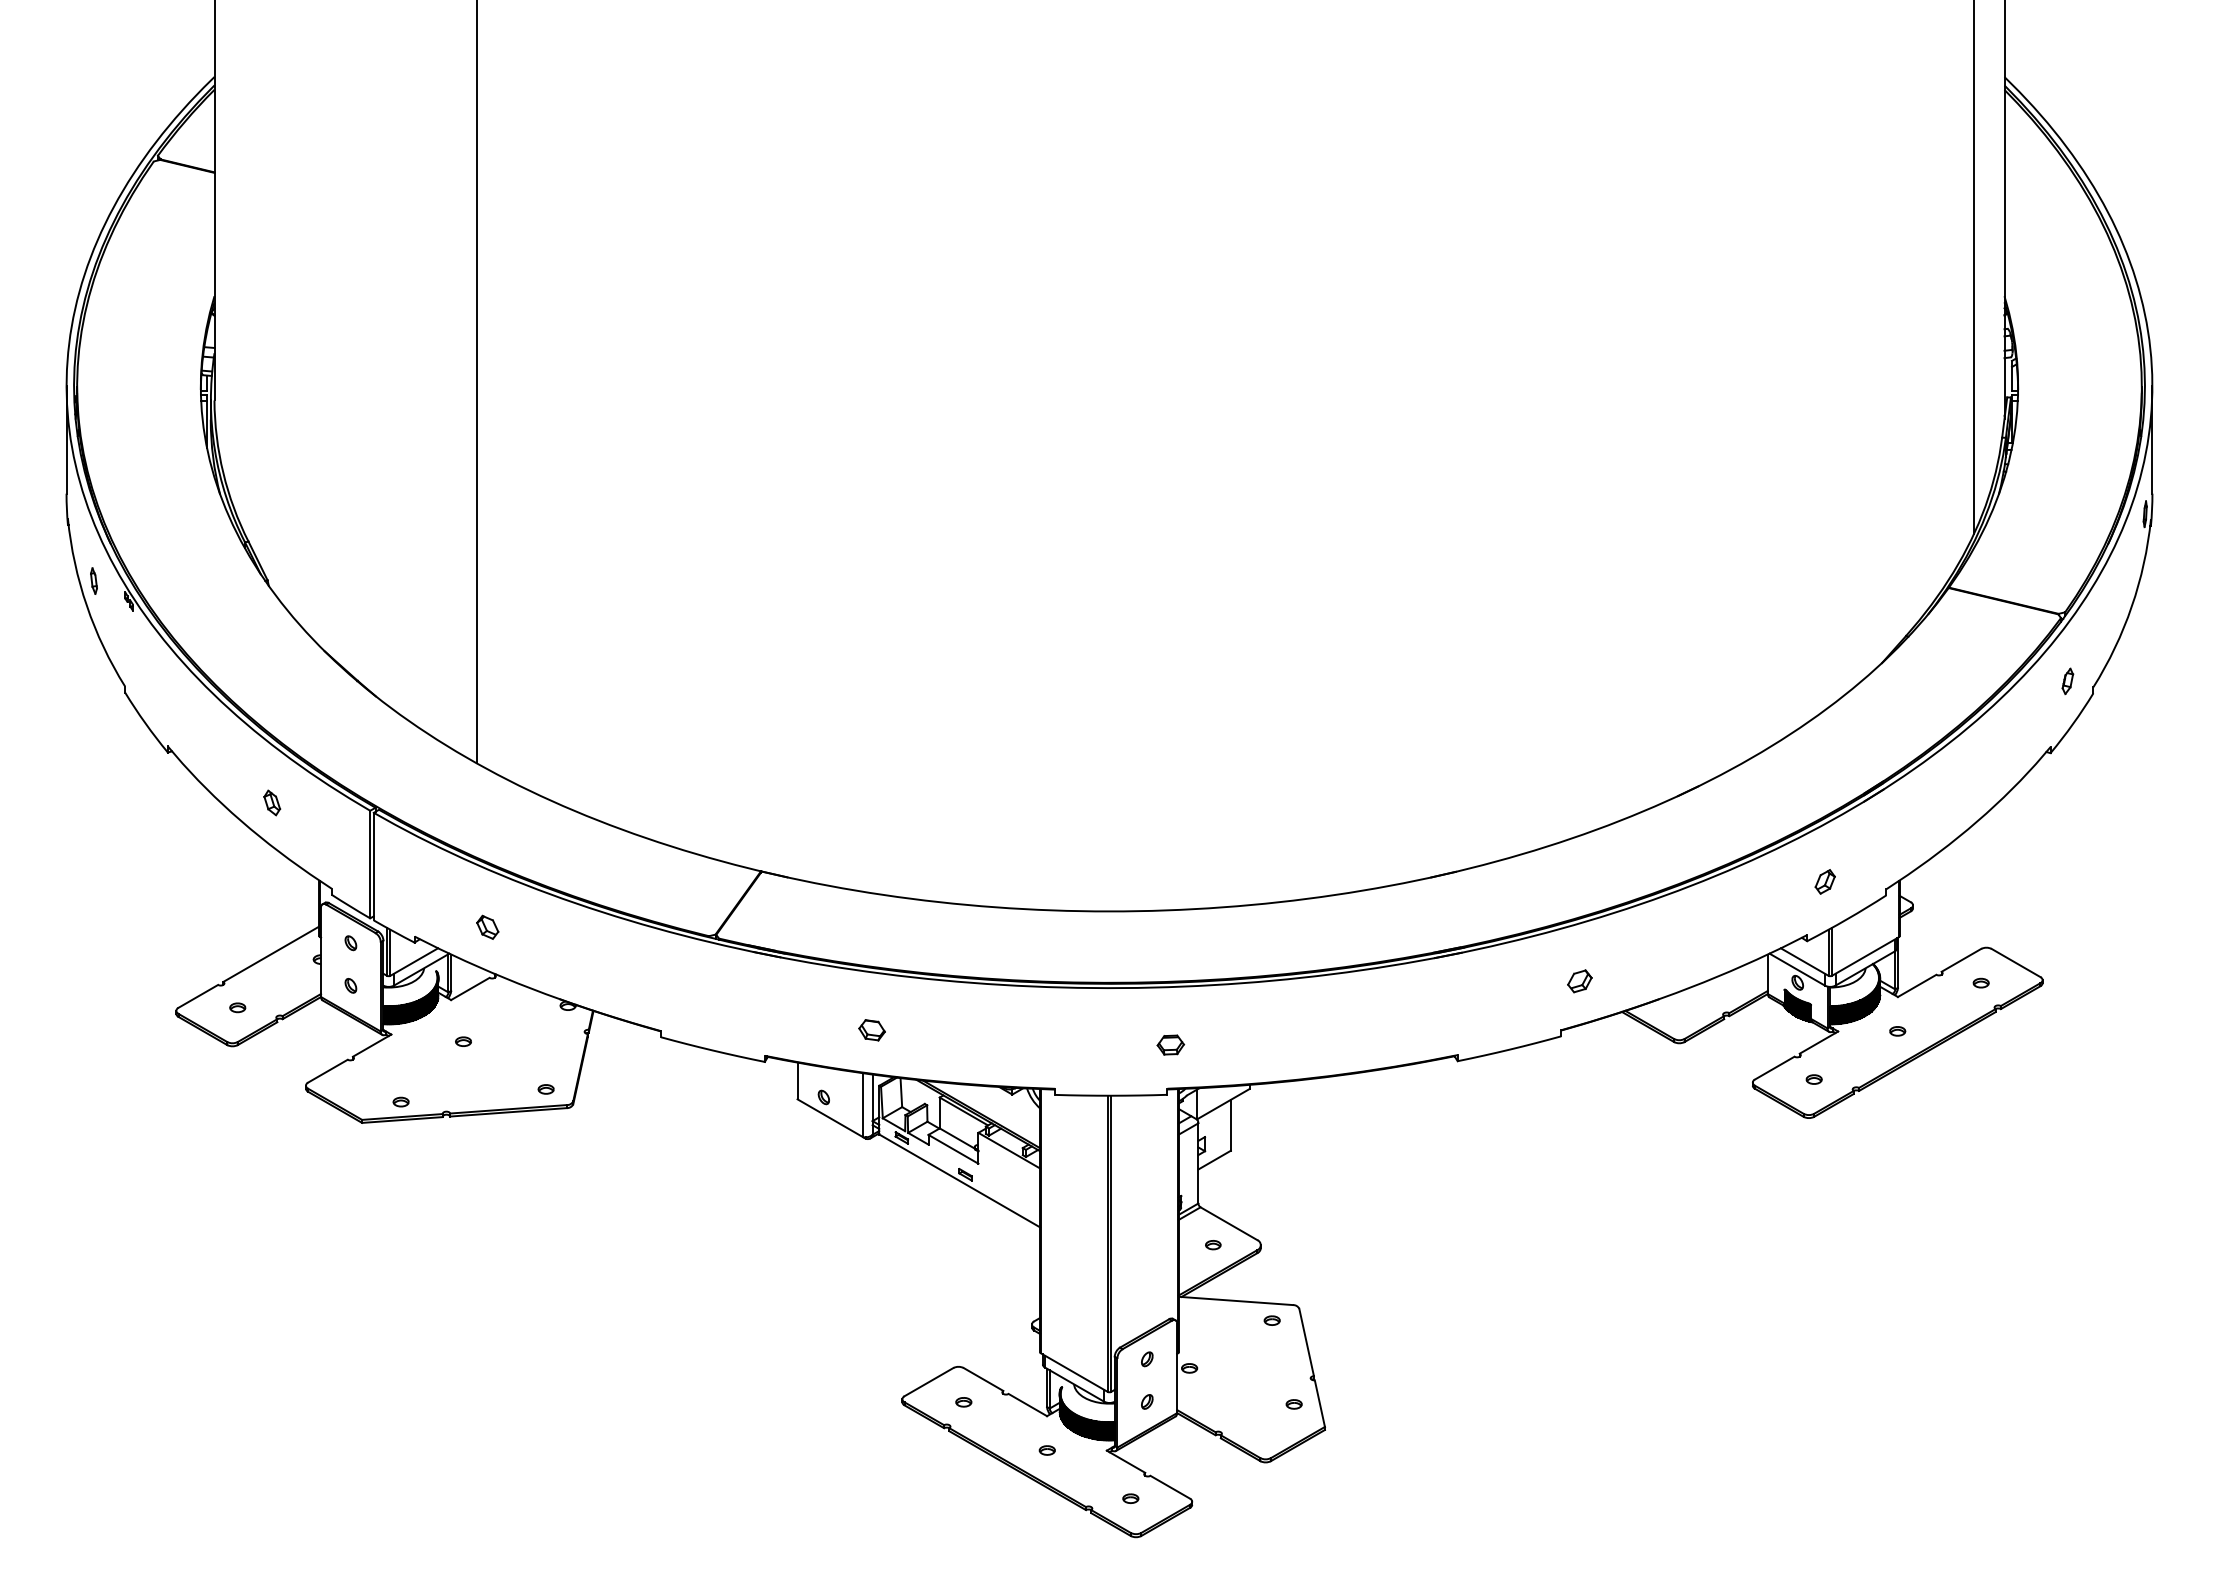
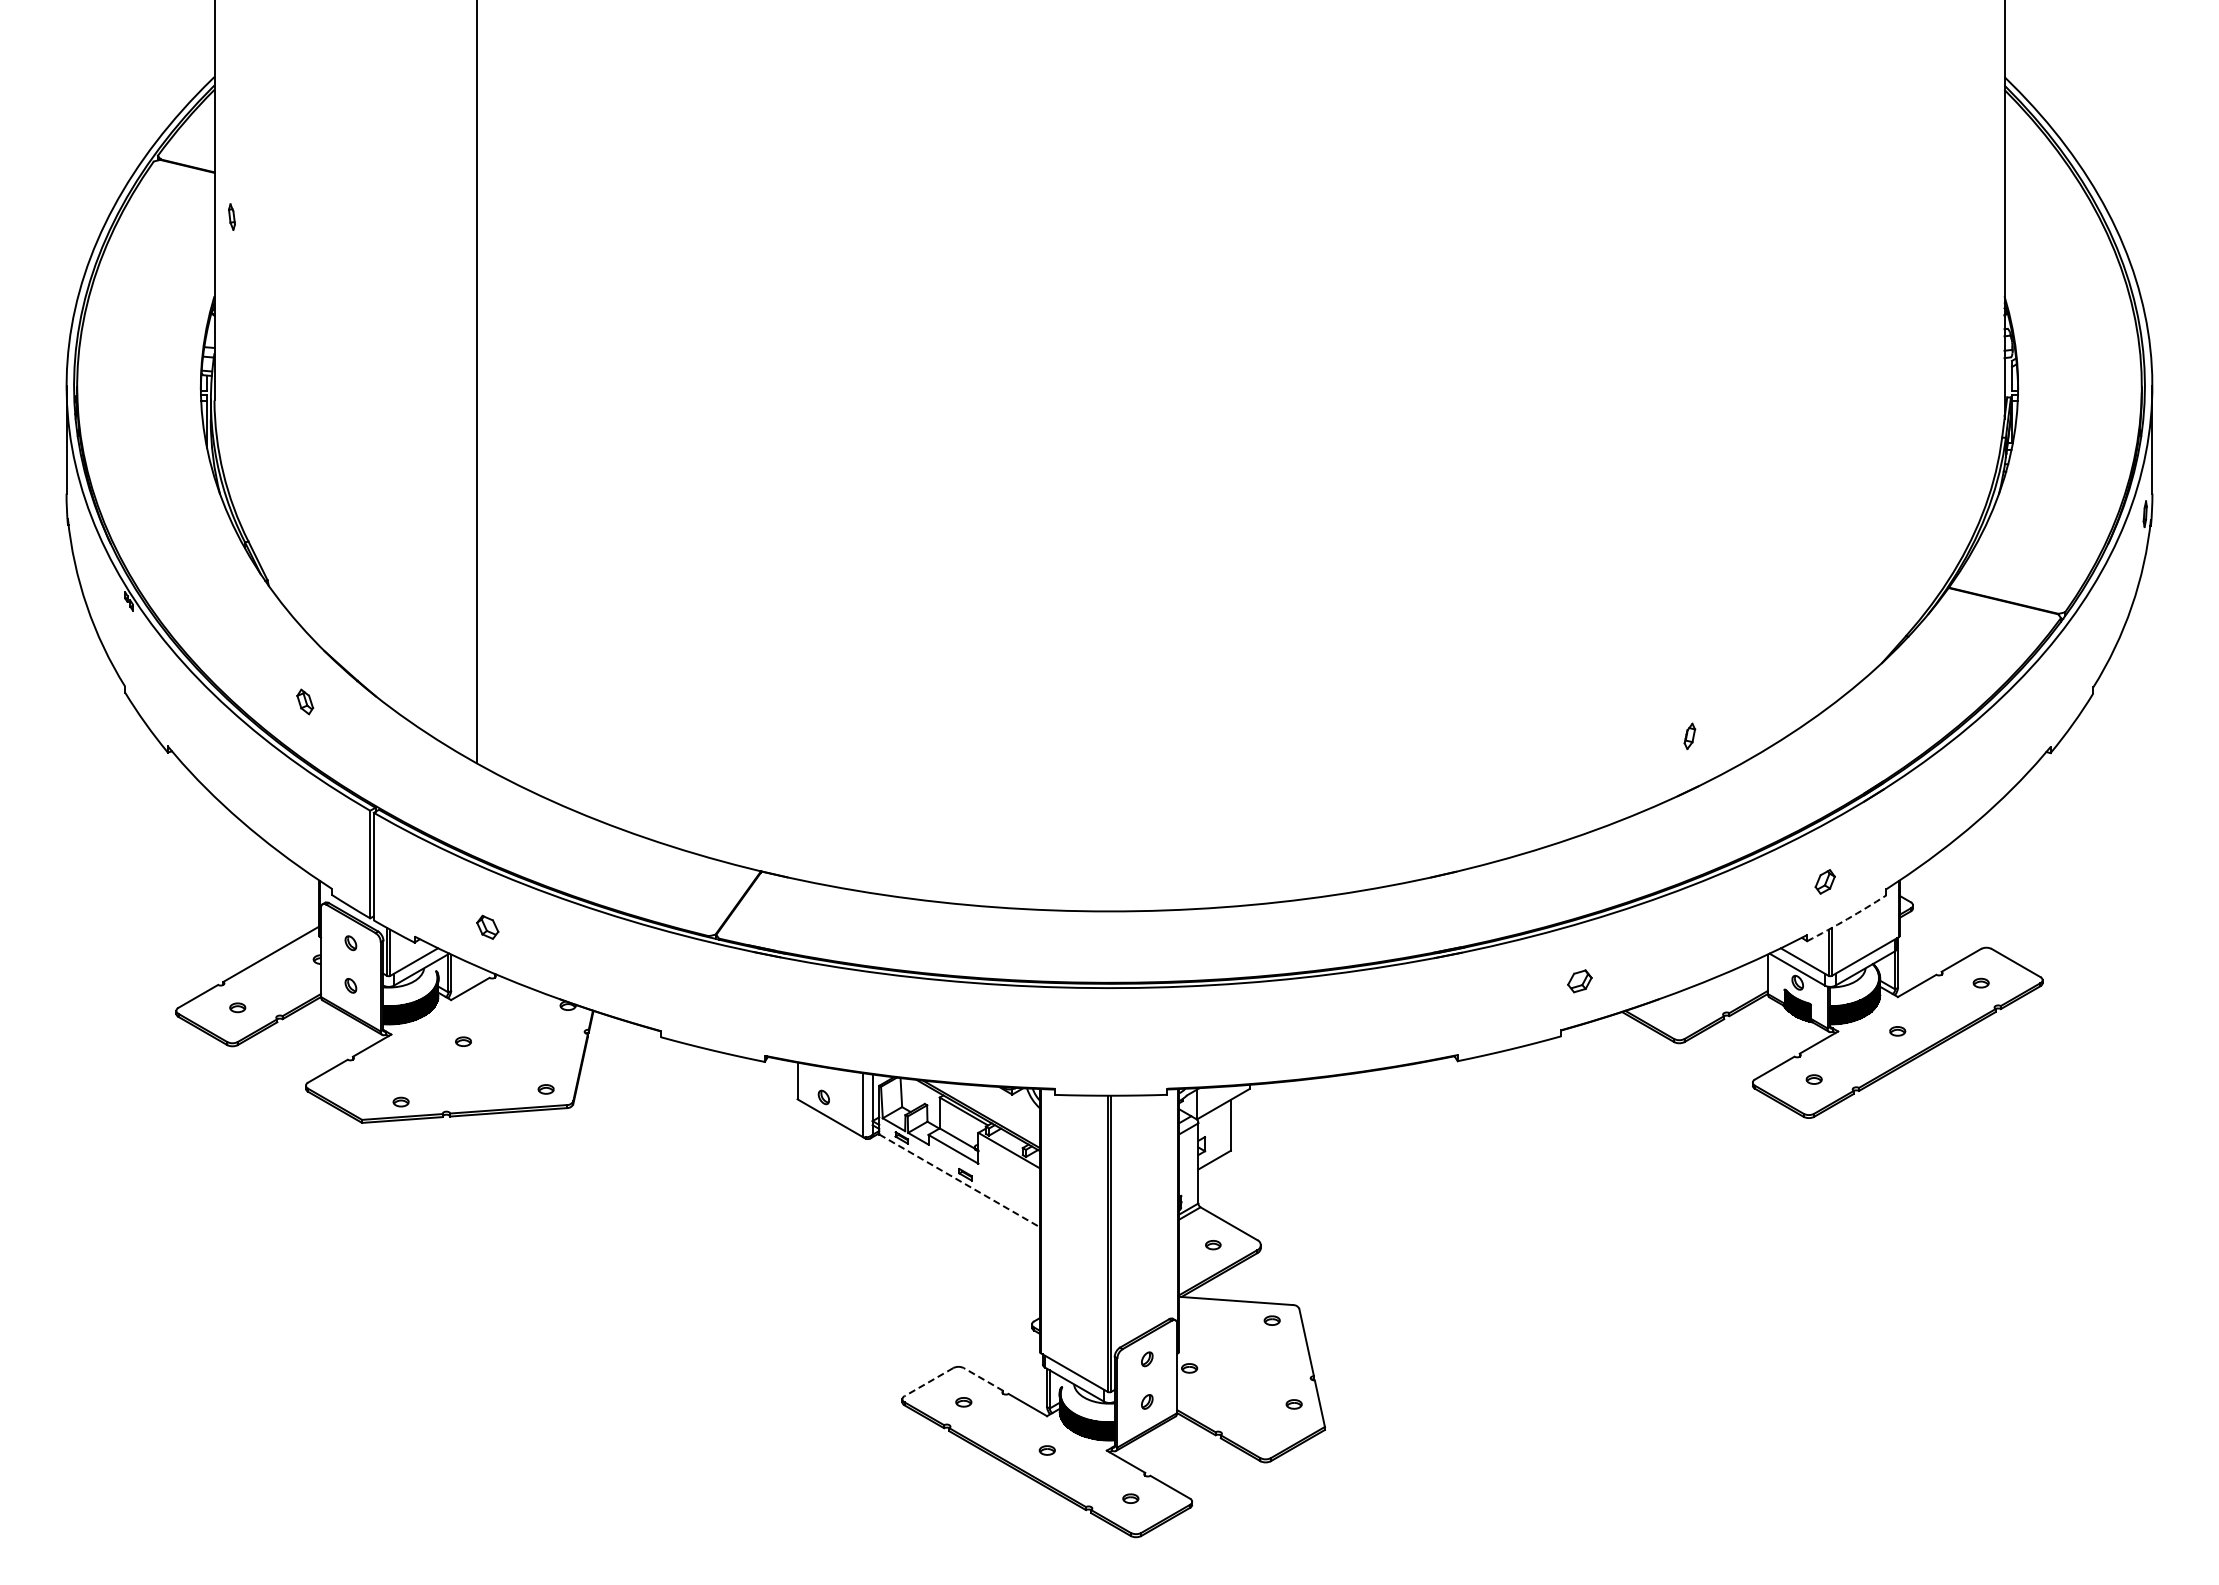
line: present -> none (1974, 268)
part position: (93, 580) -> (231, 216) (231, 216)
part position: (2067, 681) -> (1689, 736) (1689, 736)
part position: (272, 802) -> (305, 701) (305, 701)
arc: solid -> dashed (1847, 919)
part: present -> none (871, 1030)
part: present -> none (1170, 1044)
line: solid -> dashed (959, 1180)
line: solid -> dashed (983, 1379)
line: solid -> dashed (928, 1382)
